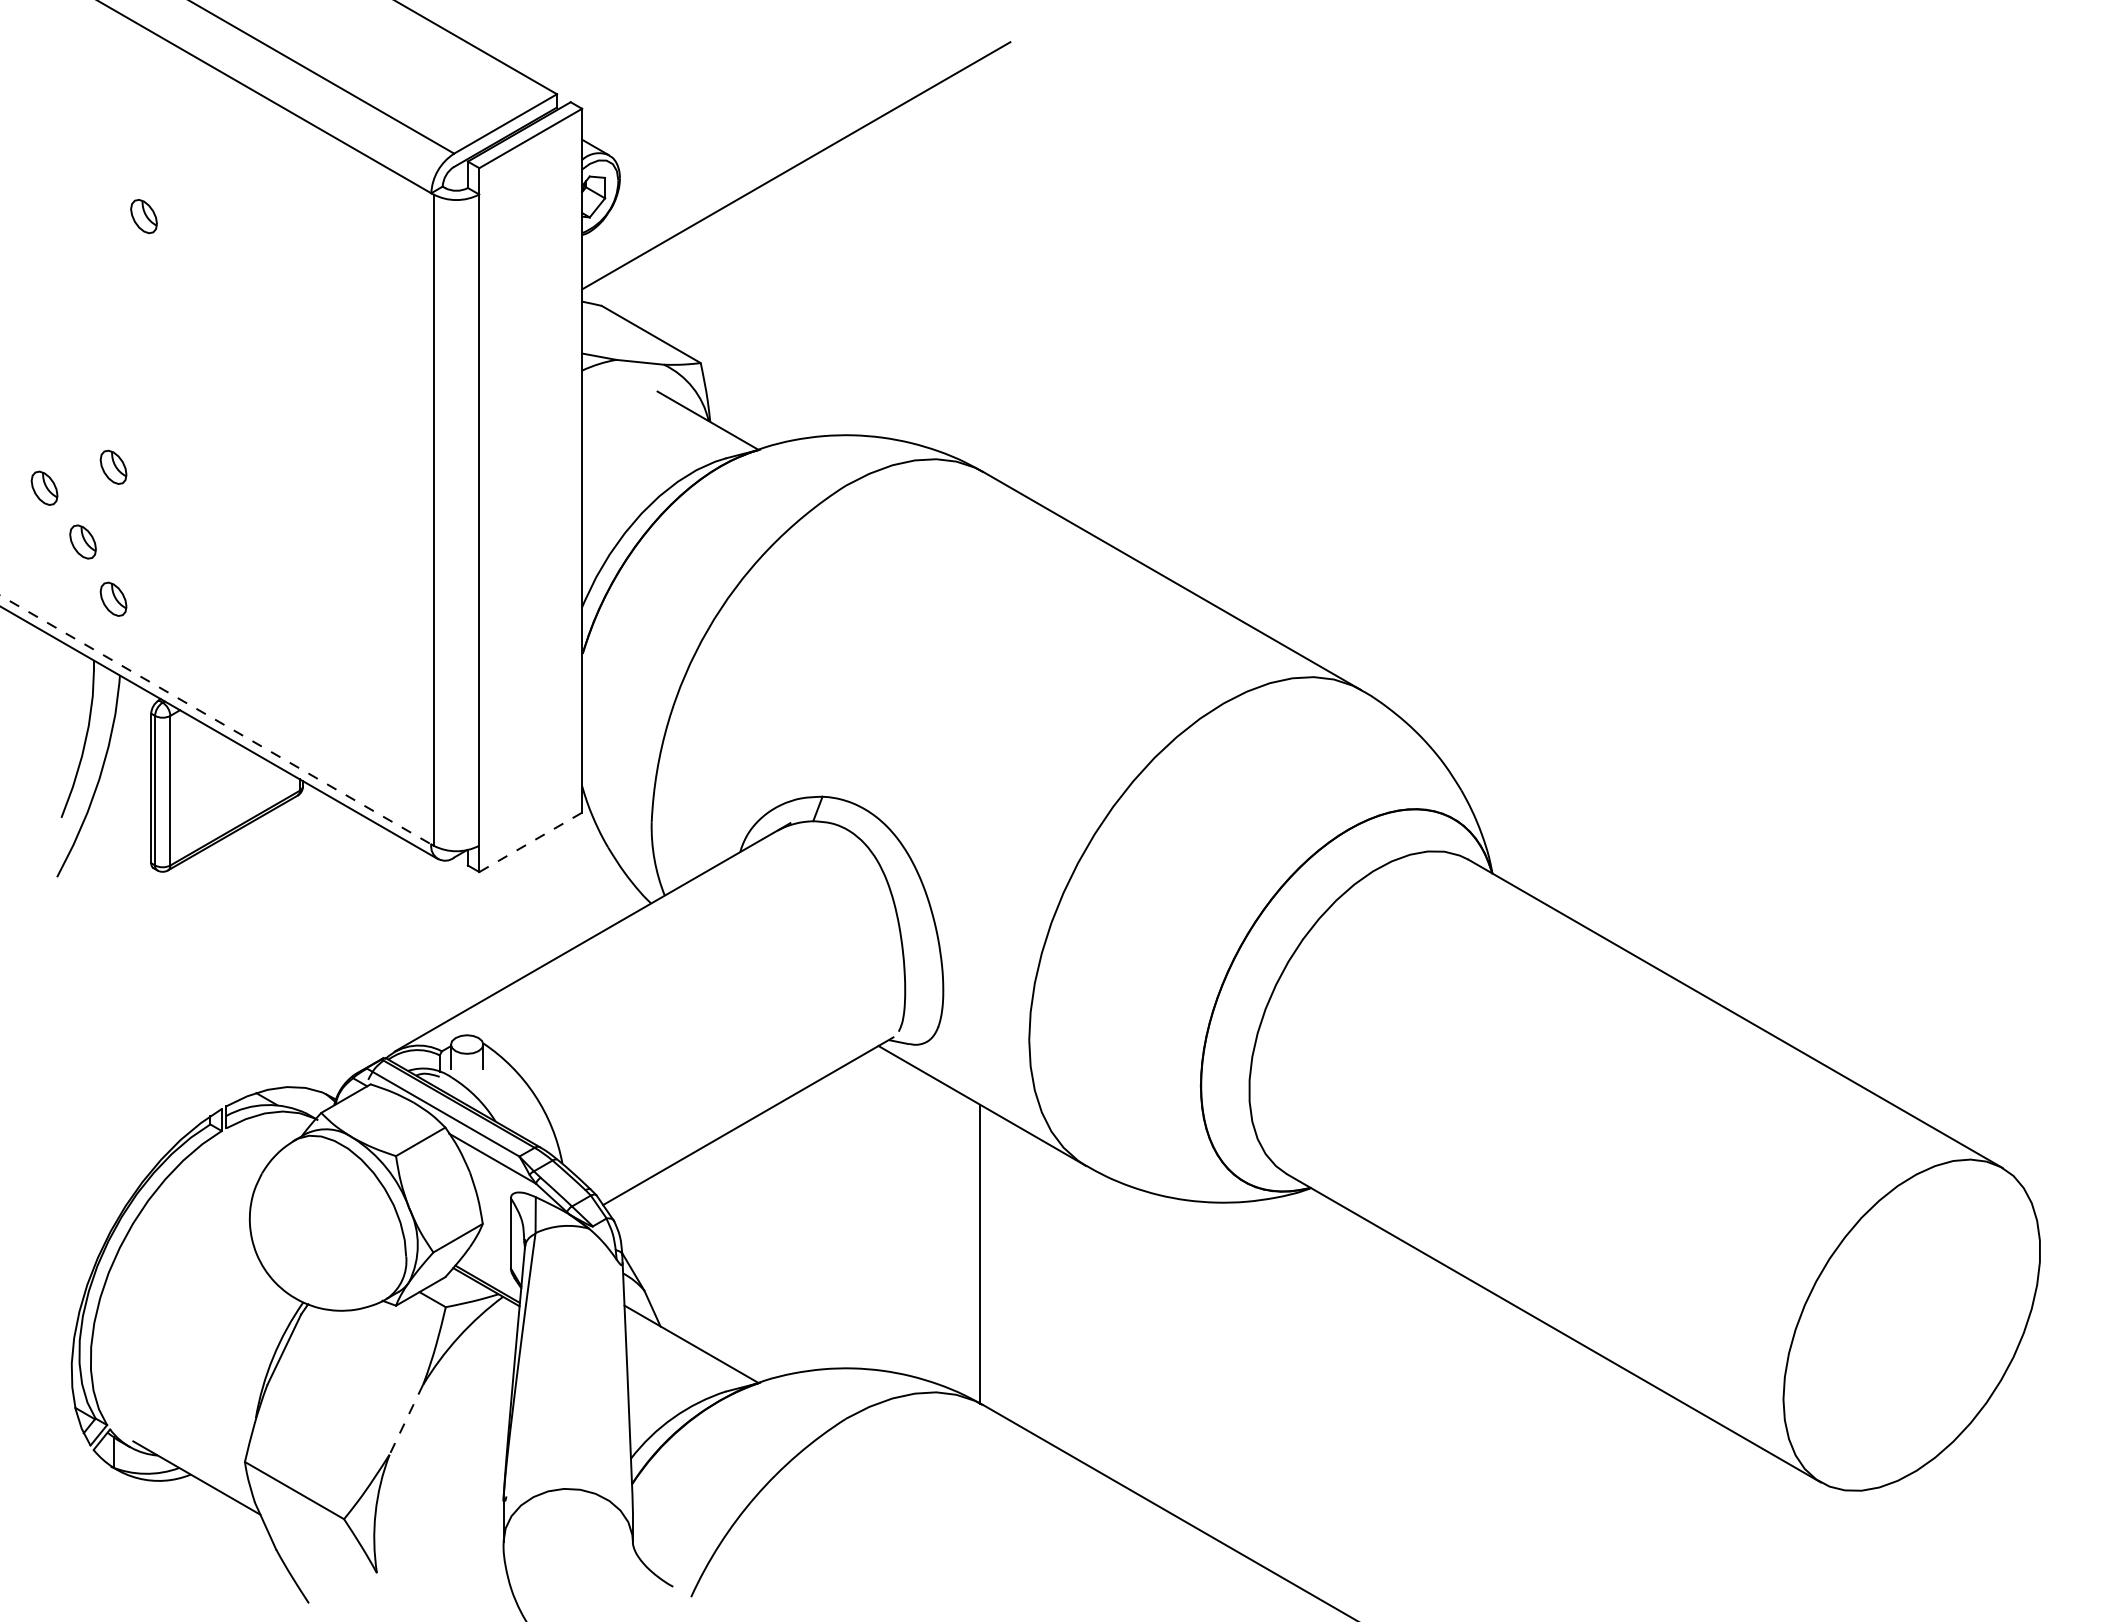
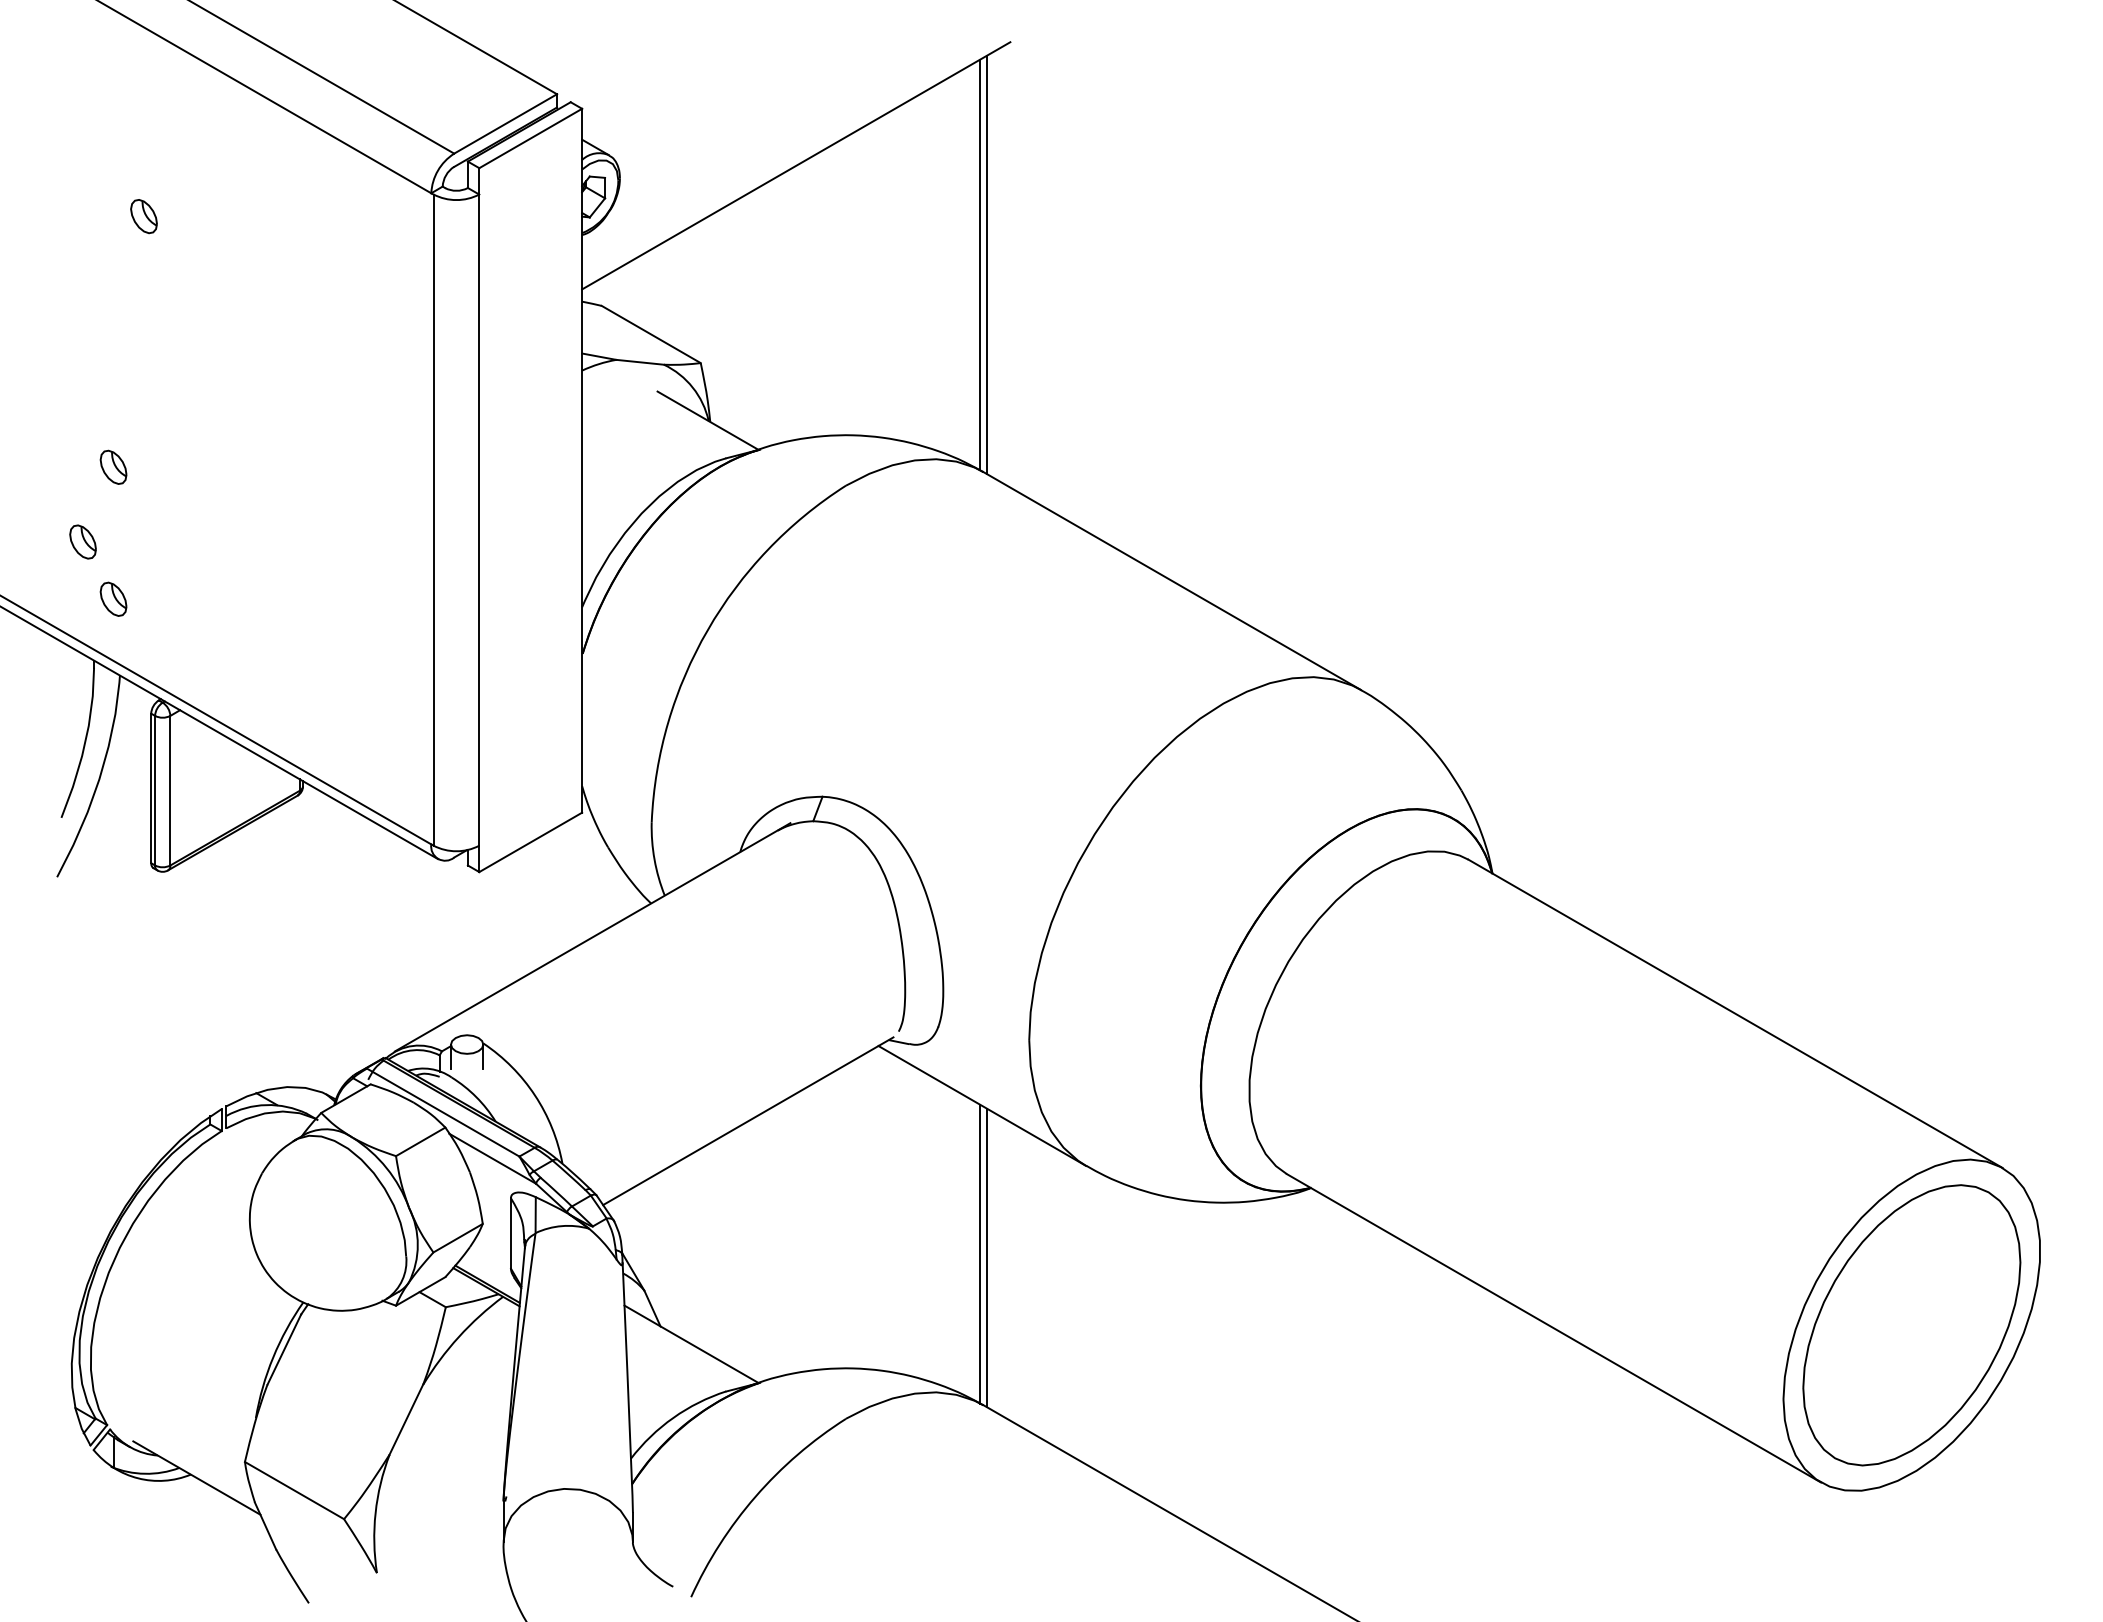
line: none -> present (979, 264)
line: none -> present (987, 264)
part: present -> none (44, 487)
line: dashed -> solid (215, 719)
line: dashed -> solid (531, 842)
line: none -> present (987, 1257)
part: none -> present (1911, 1325)
line: dashed -> solid (406, 1419)
